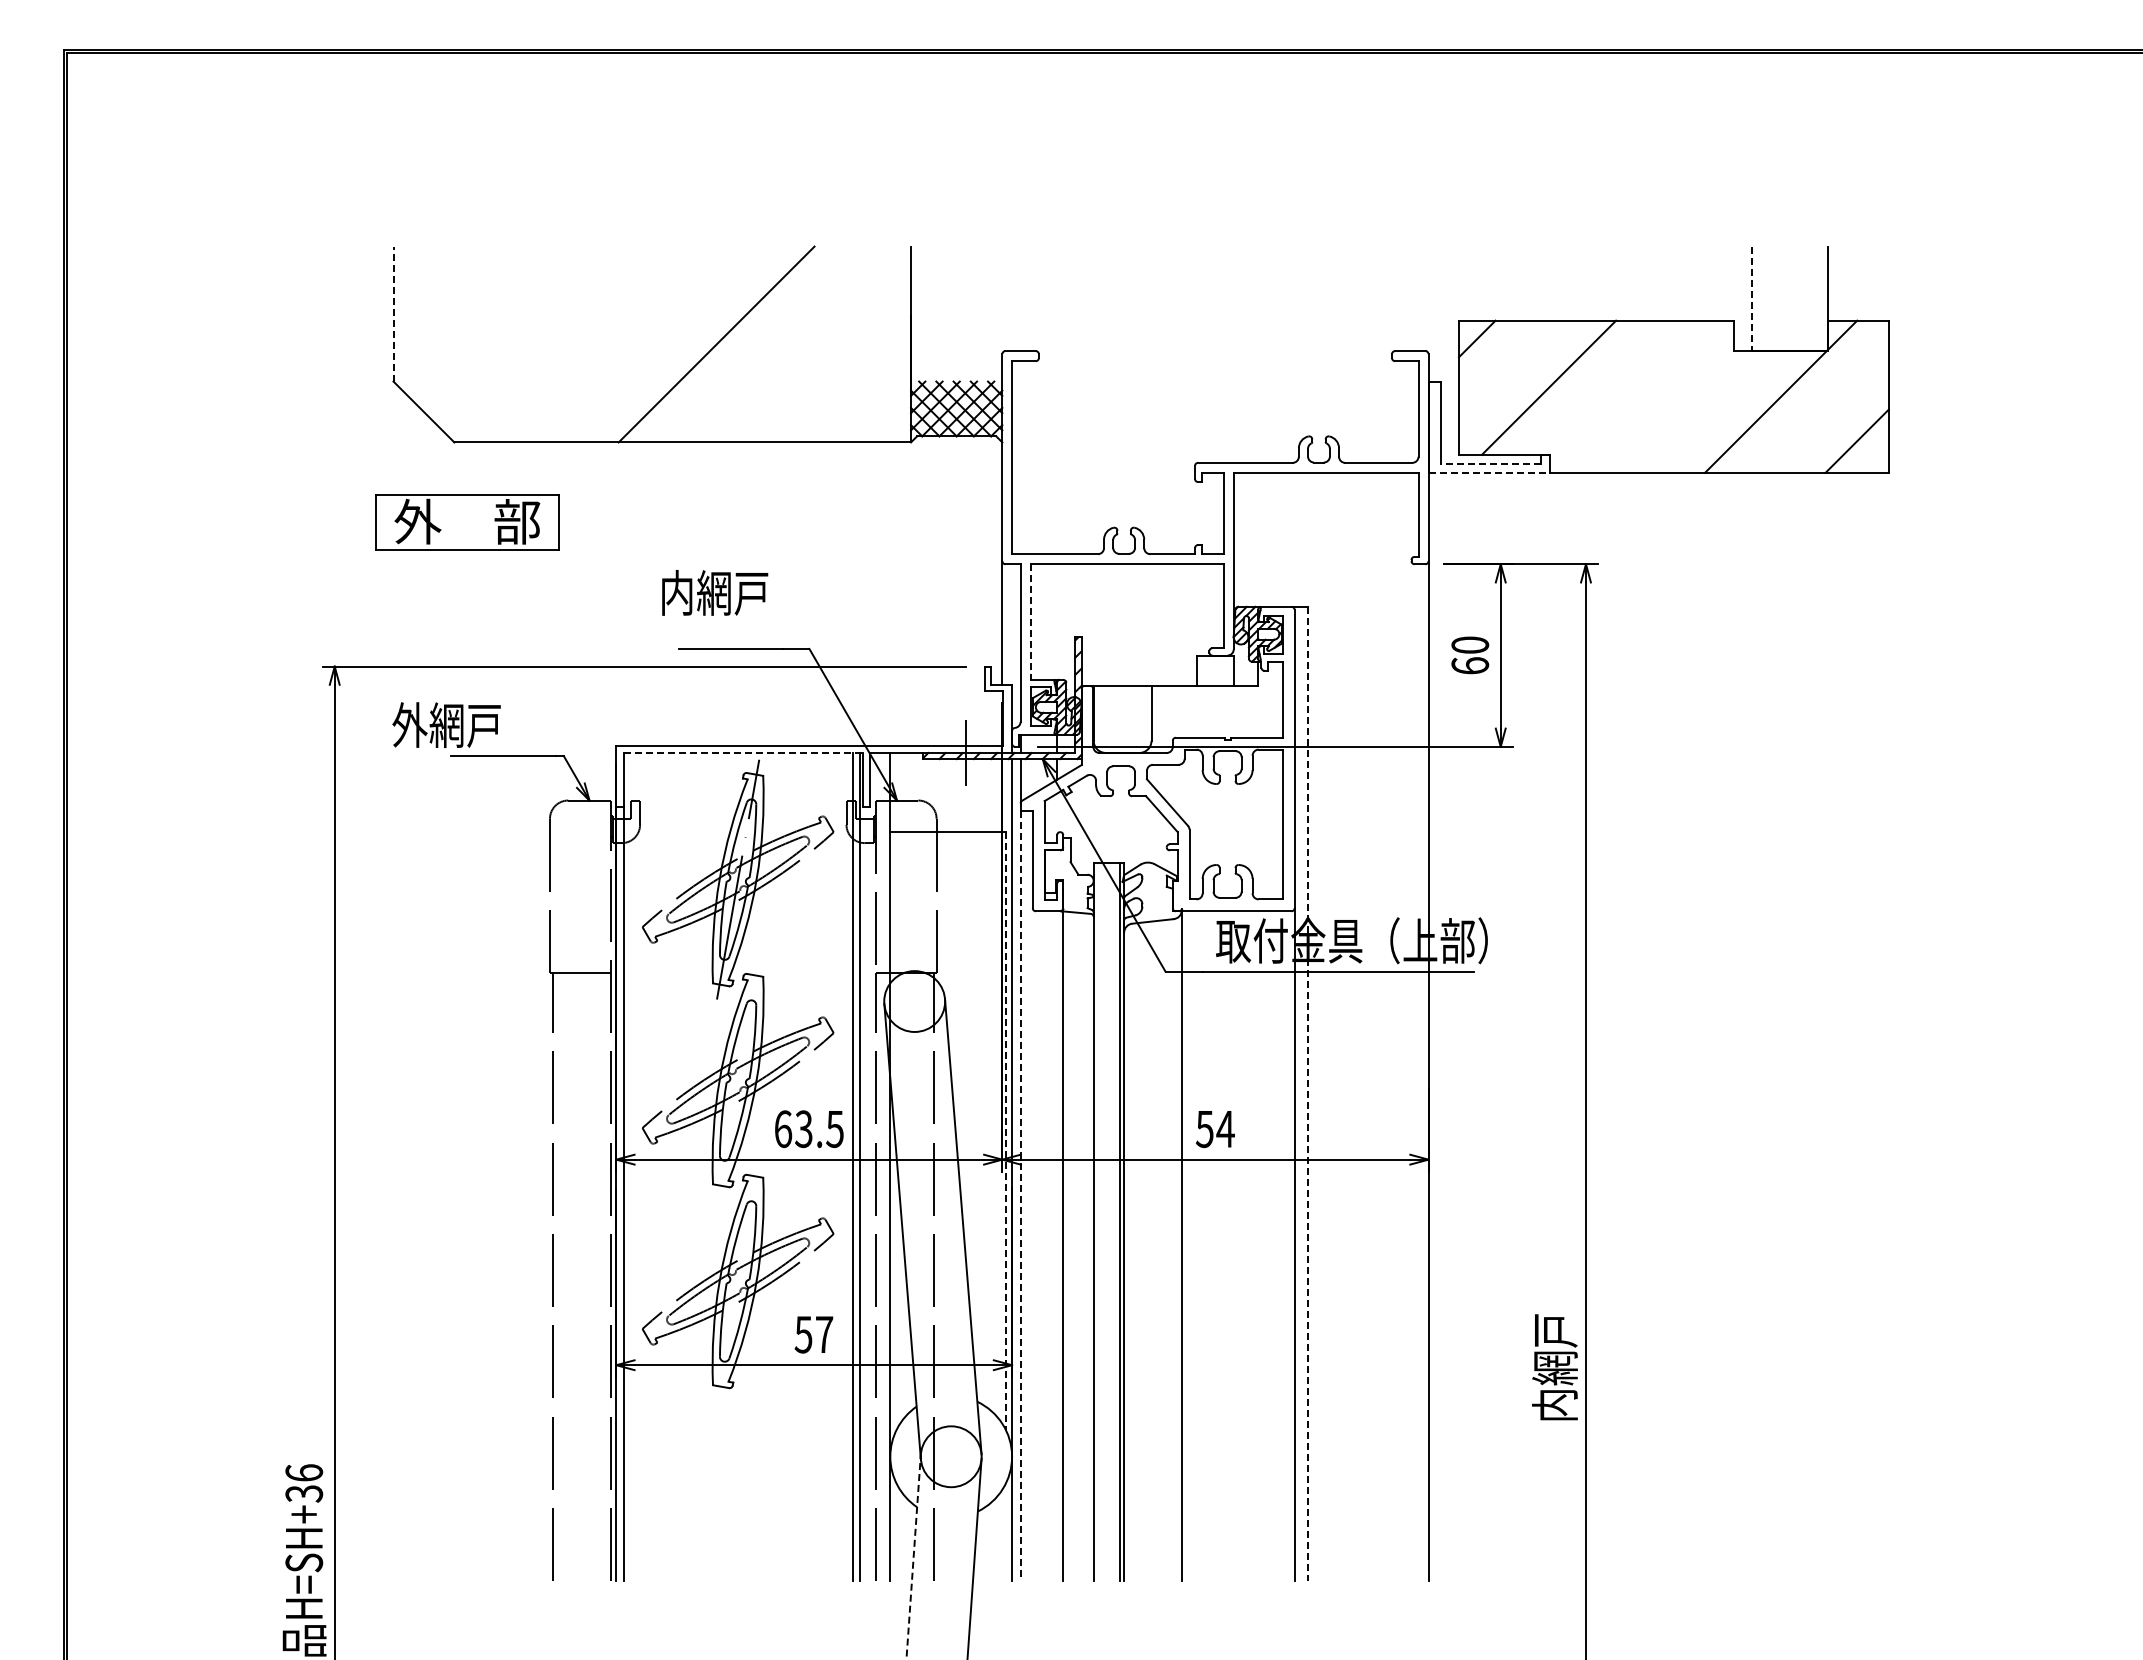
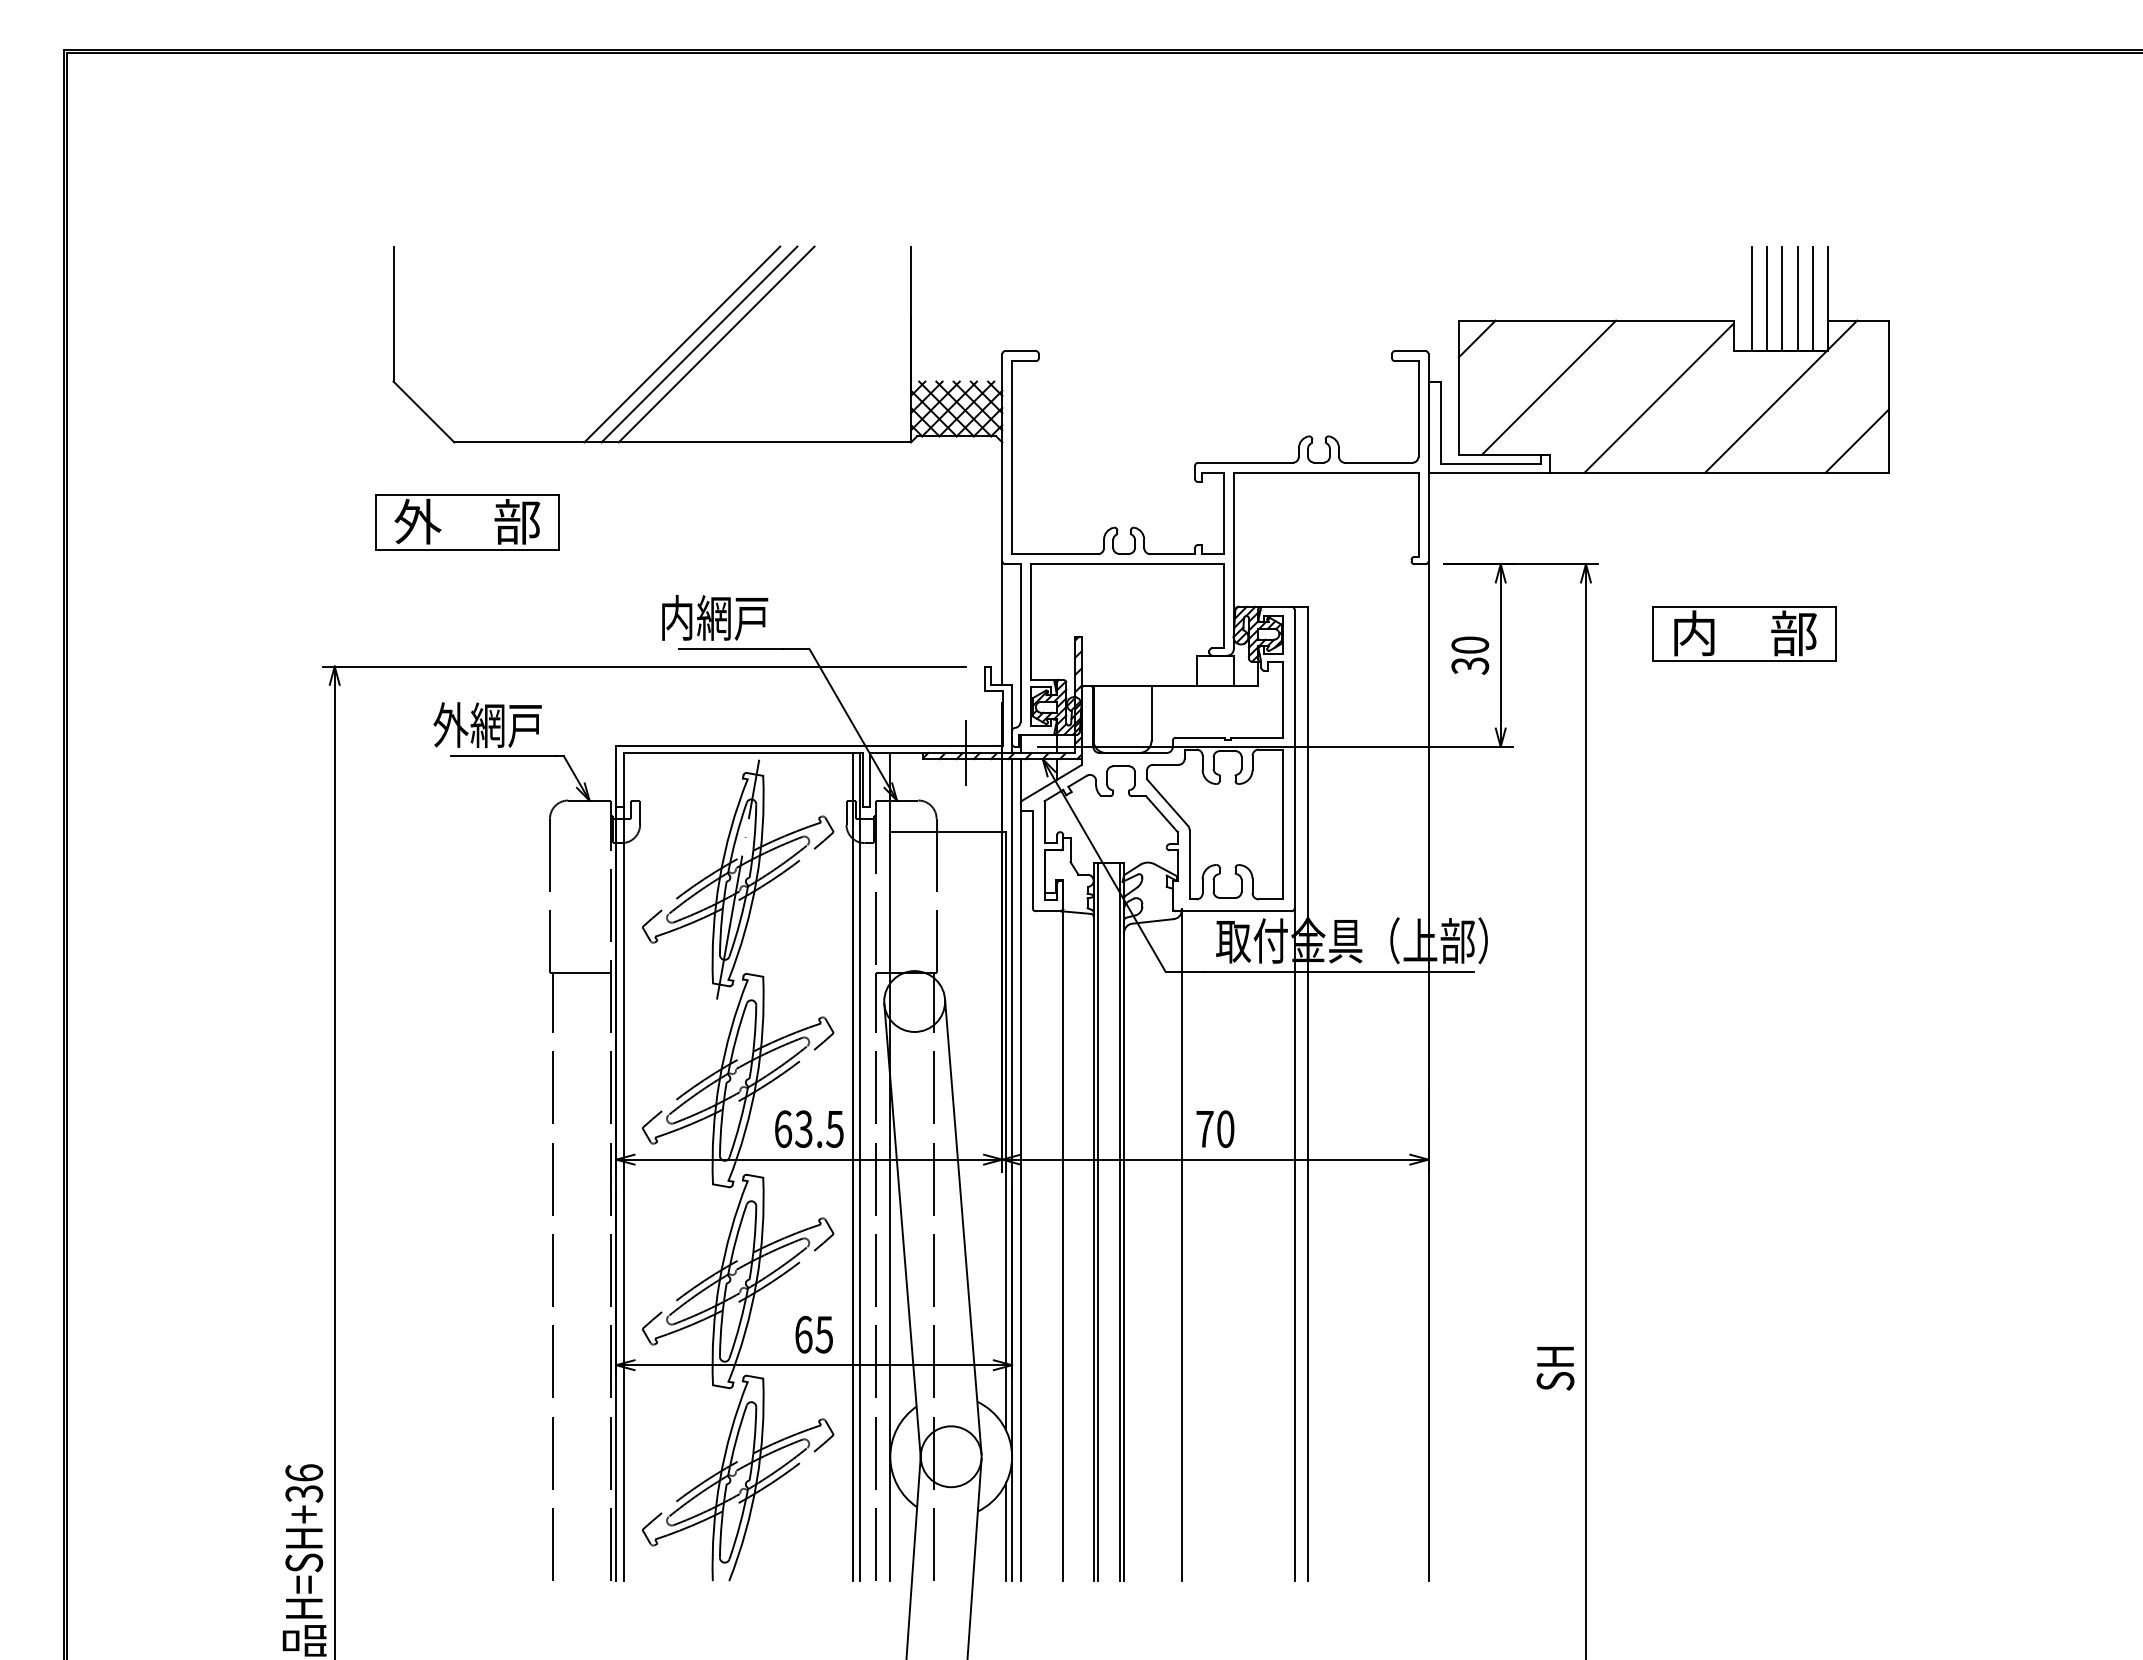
line: none -> present (1767, 298)
line: none -> present (1782, 298)
line: none -> present (1797, 298)
line: none -> present (1812, 298)
line: dashed -> solid (1751, 299)
line: dashed -> solid (393, 313)
line: none -> present (682, 344)
line: none -> present (699, 344)
line: none -> present (1658, 397)
line: dashed -> solid (1490, 463)
line: dashed -> solid (1489, 472)
text position: (715, 592) -> (715, 617) (715, 617)
line: dashed -> solid (1030, 622)
part: none -> present (1744, 633)
text: 60 -> 30 (1470, 665)
text position: (446, 724) -> (487, 724) (487, 724)
line: dashed -> solid (743, 752)
line: dashed -> solid (1308, 1094)
text: 54 -> 70 (1214, 1129)
line: dashed -> solid (1006, 1131)
line: dashed -> solid (1020, 1196)
line: none -> present (1097, 1221)
text: 57 -> 65 (813, 1334)
text: 内網戸 -> SH (1554, 1367)
part: none -> present (737, 1477)
line: none -> present (1006, 1532)
line: dashed -> solid (913, 1557)
